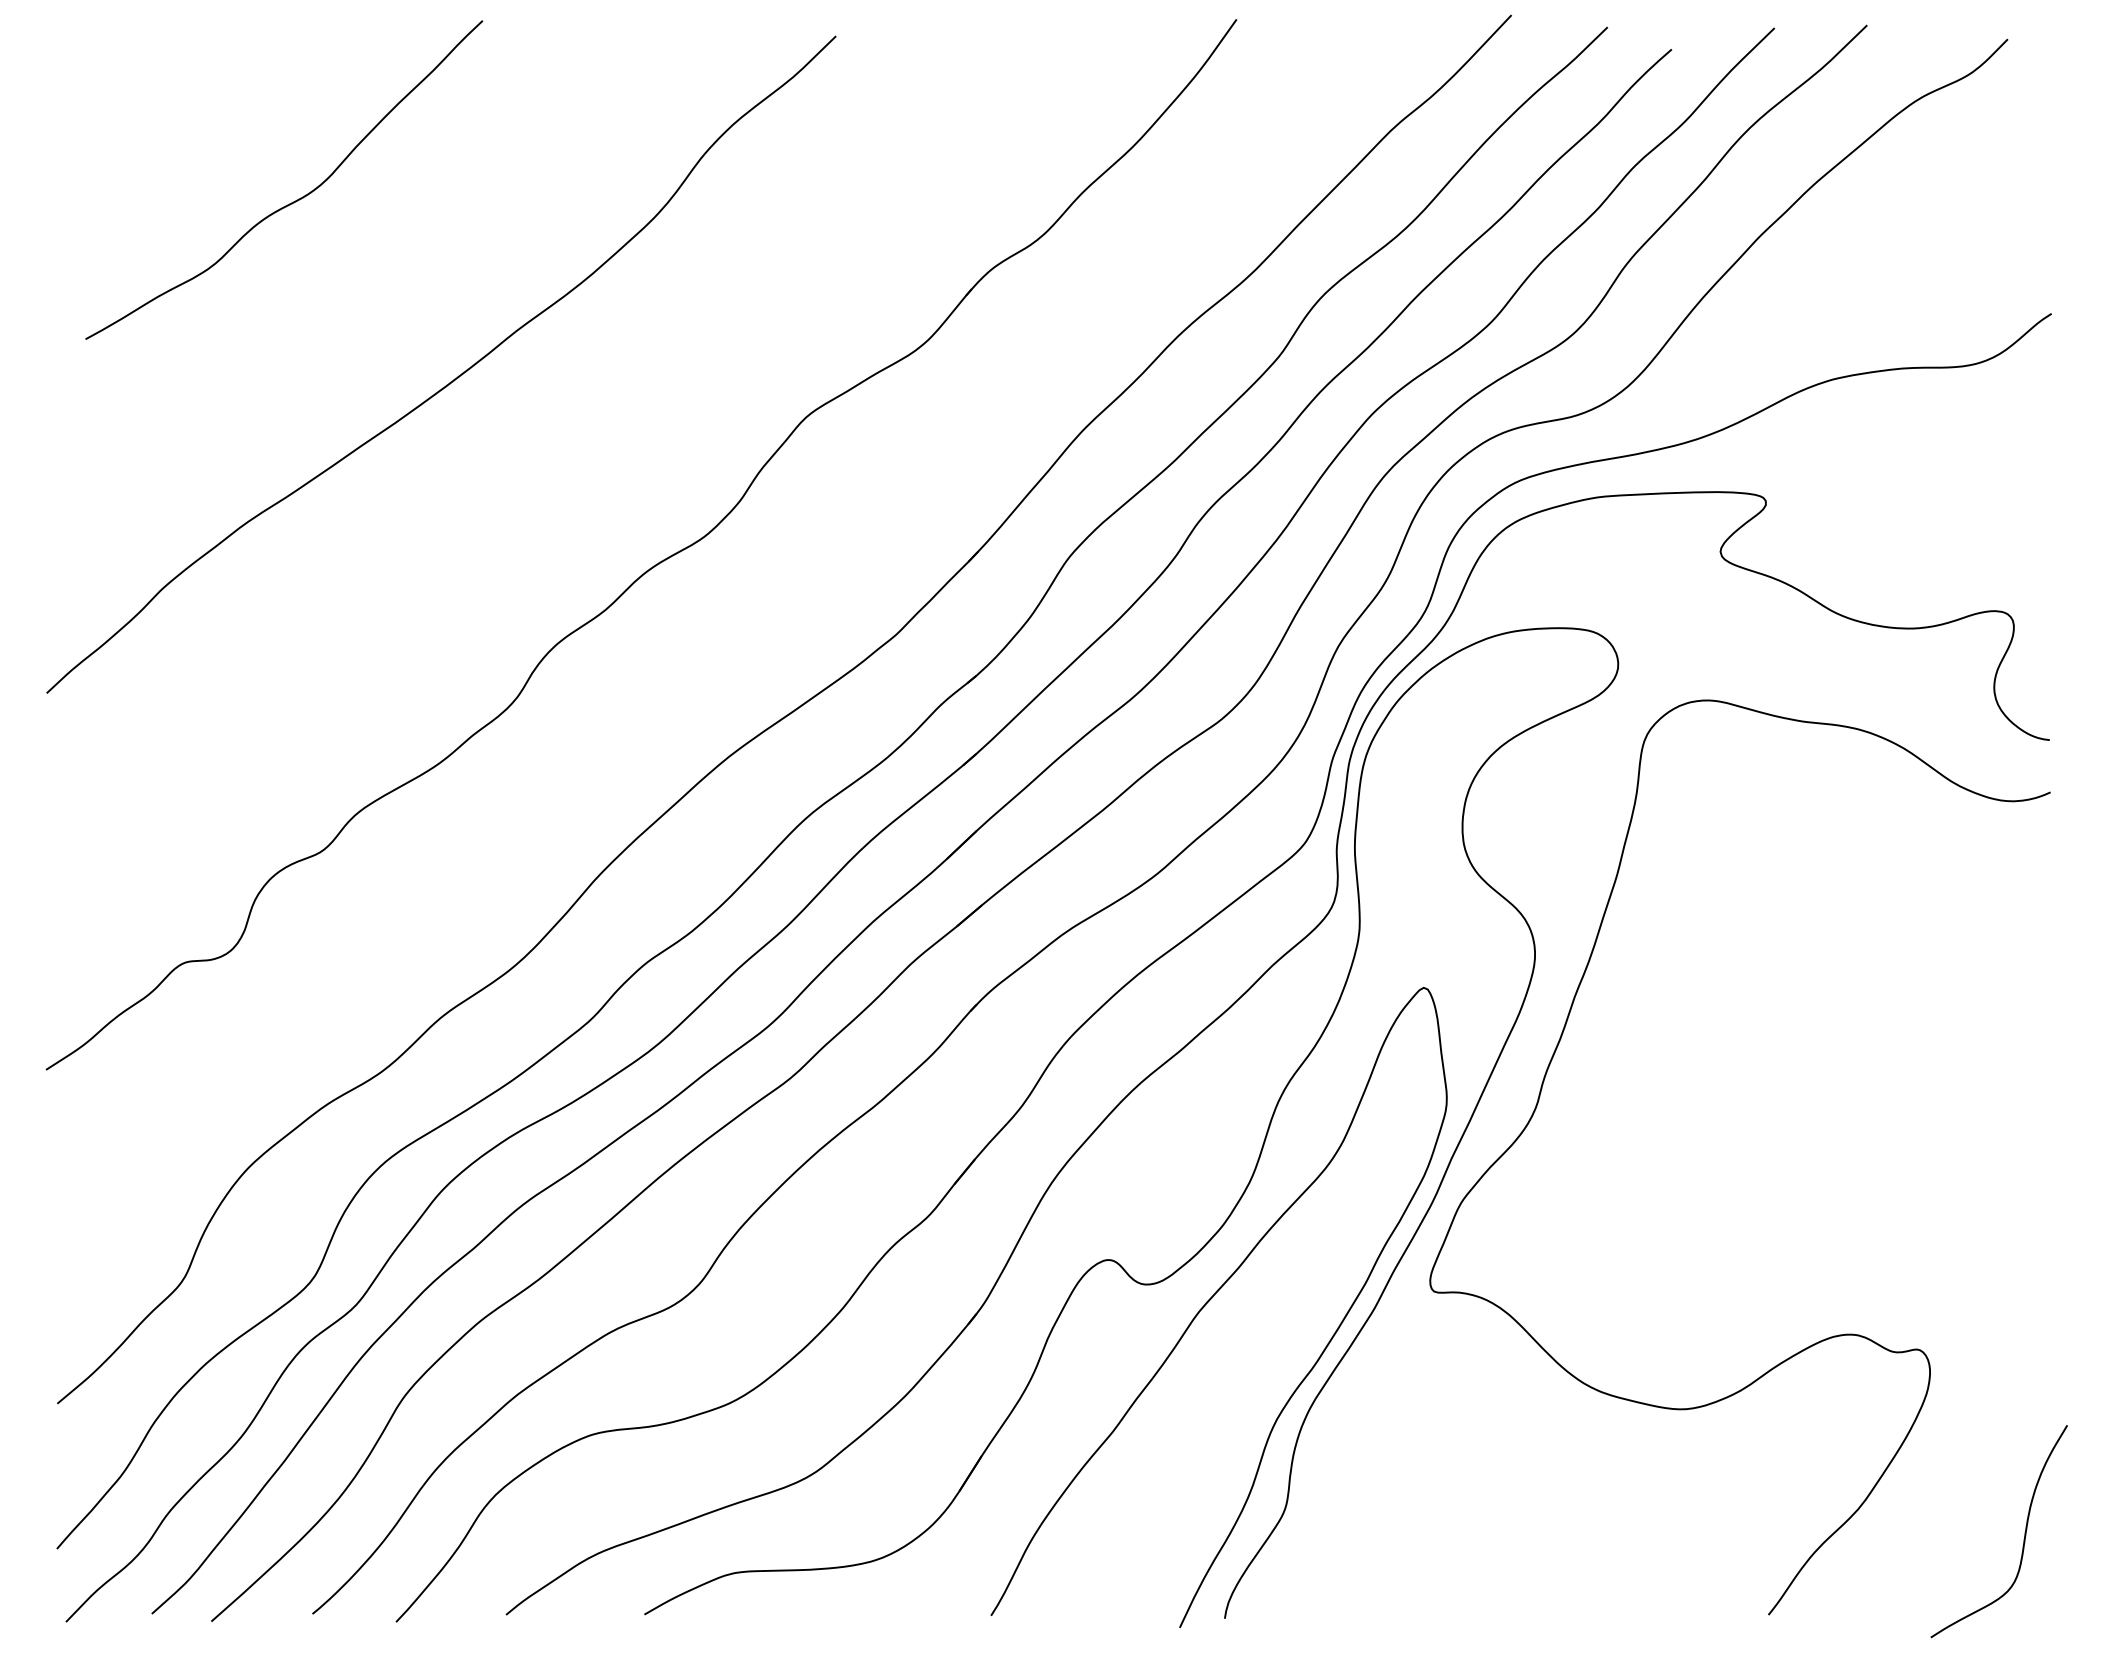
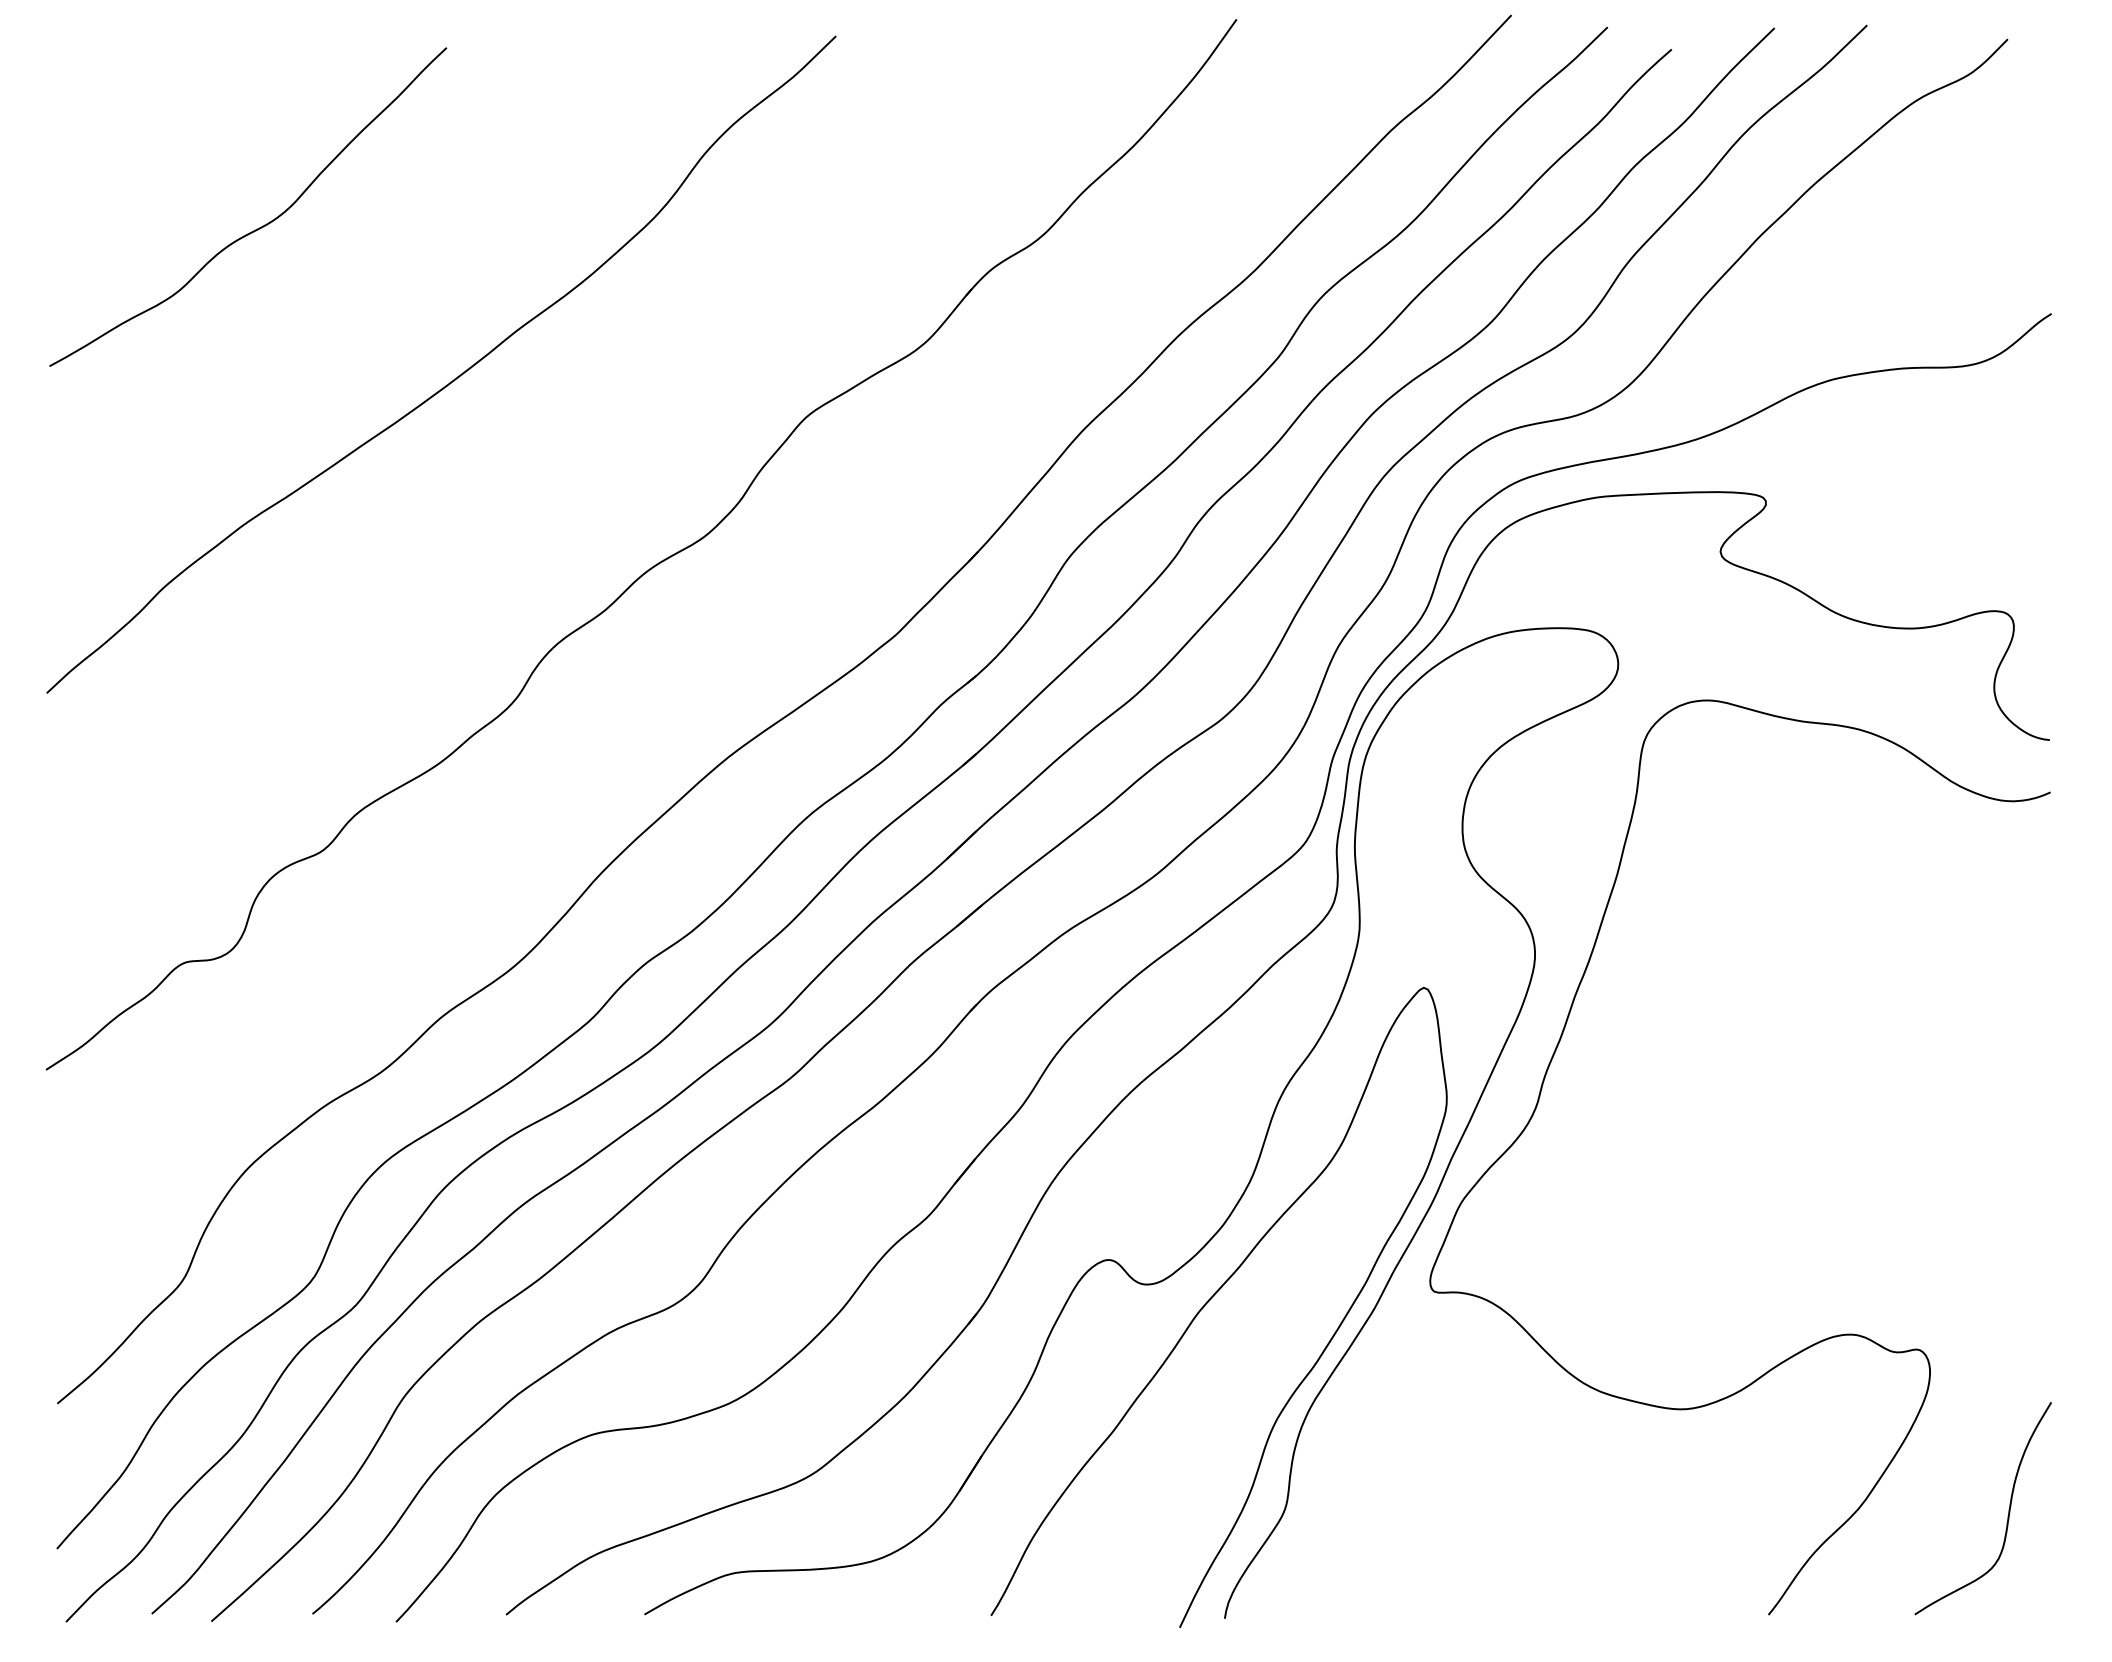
curve position: (298, 198) -> (262, 225) (262, 225)
curve position: (2024, 1532) -> (2008, 1509) (2008, 1509)
